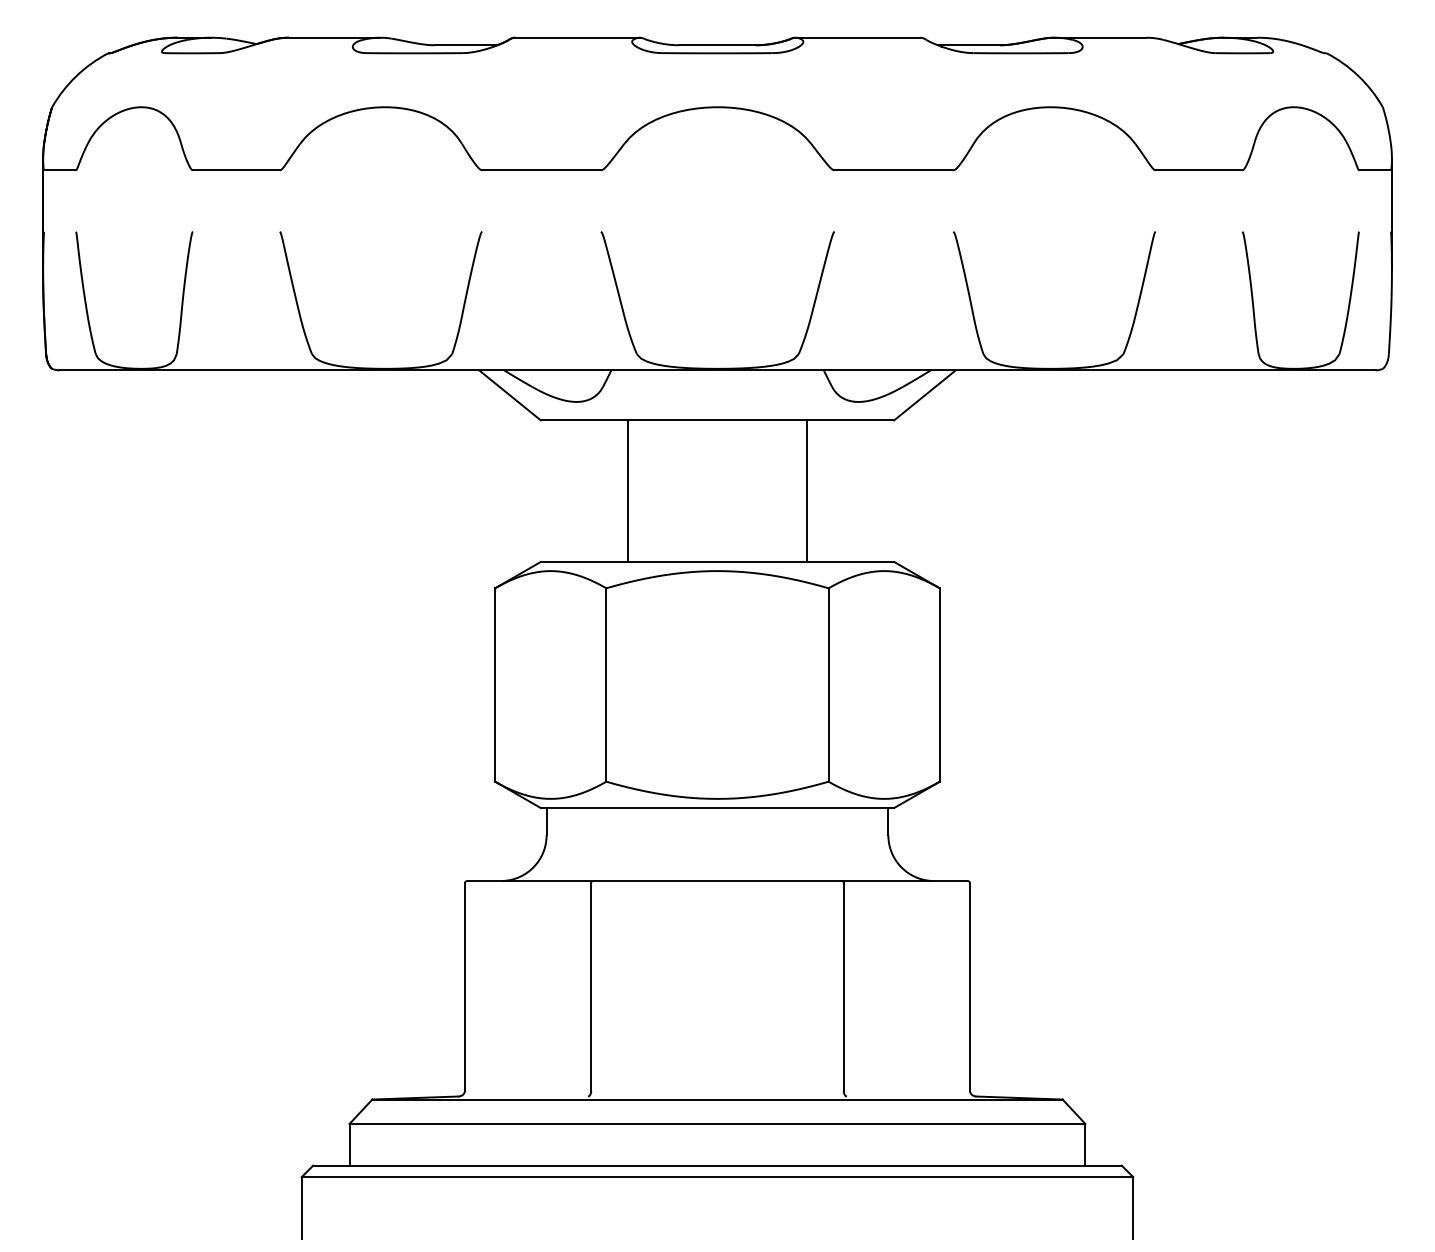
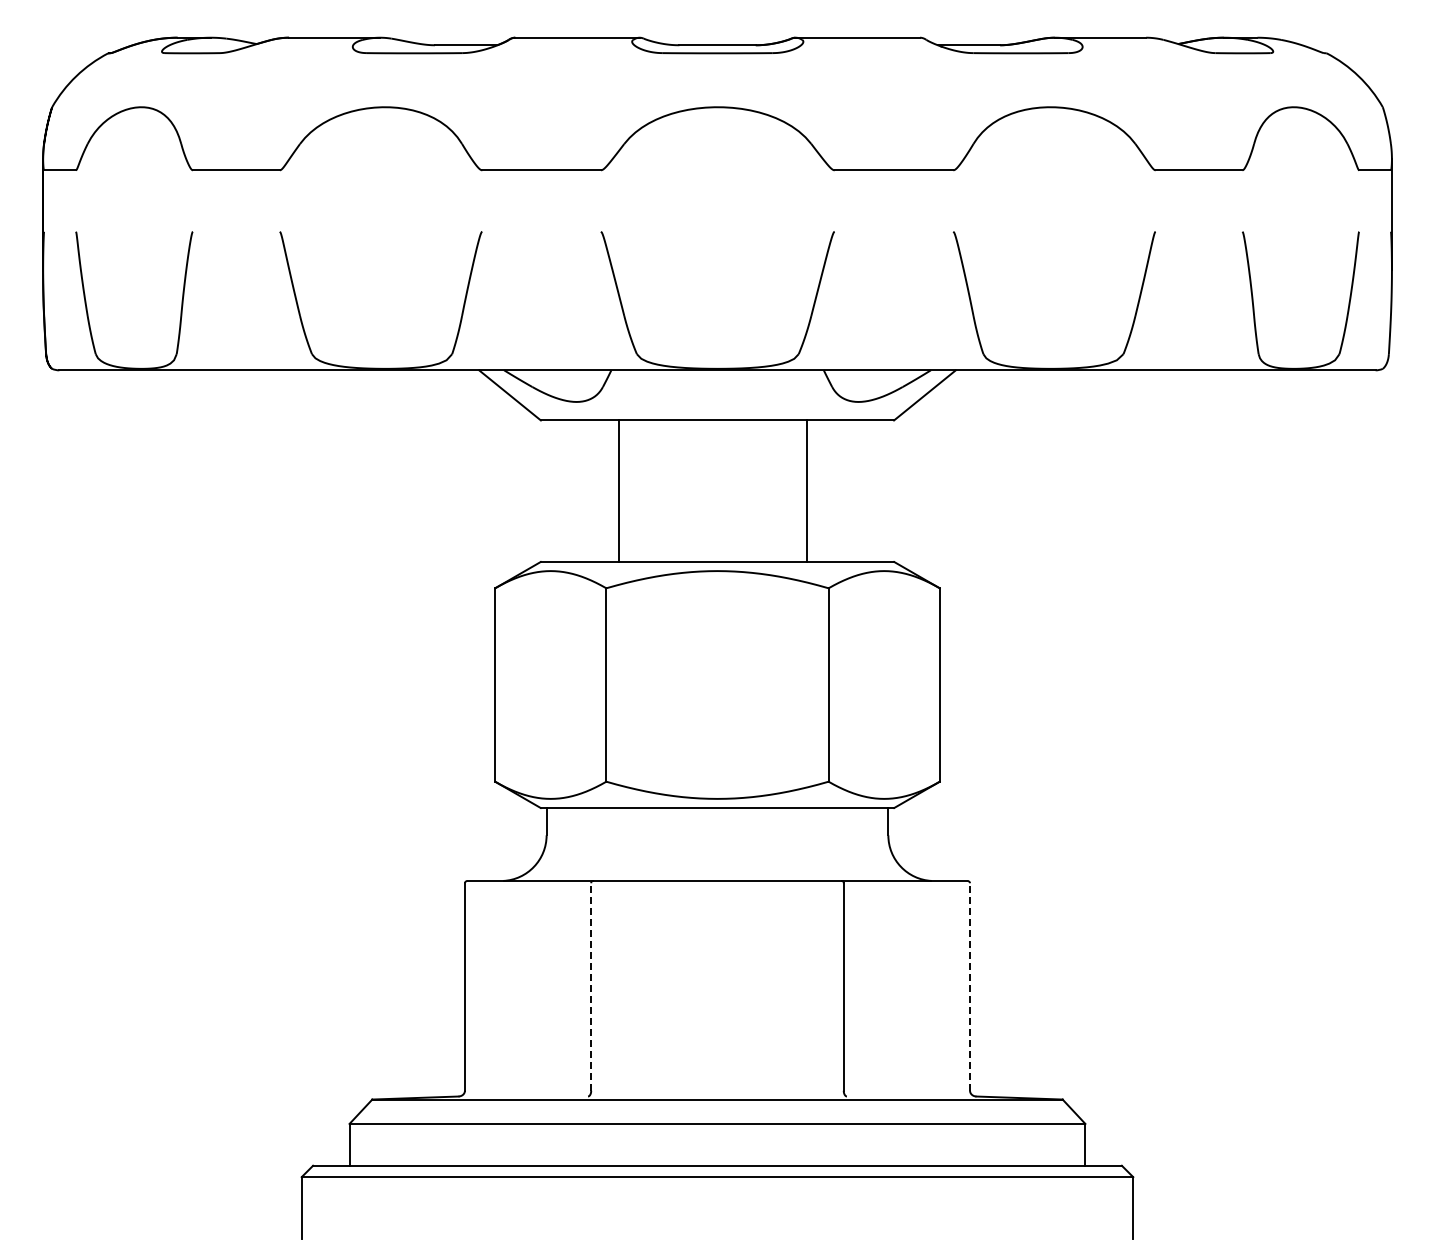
line position: (627, 490) -> (618, 490) (618, 490)
line: solid -> dashed (591, 987)
line: solid -> dashed (970, 987)
